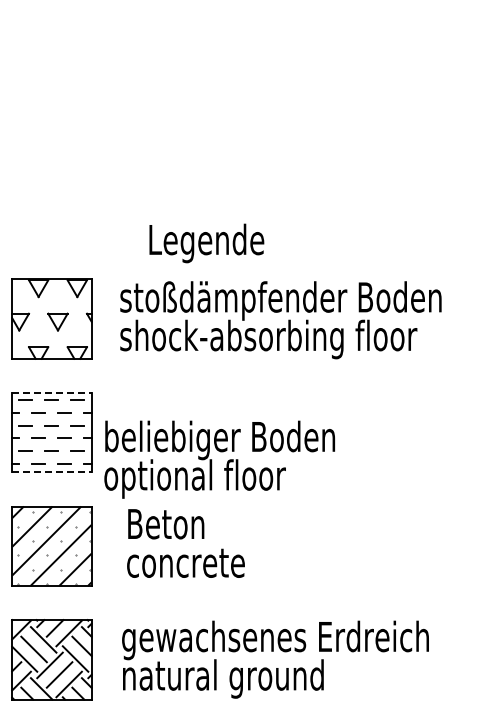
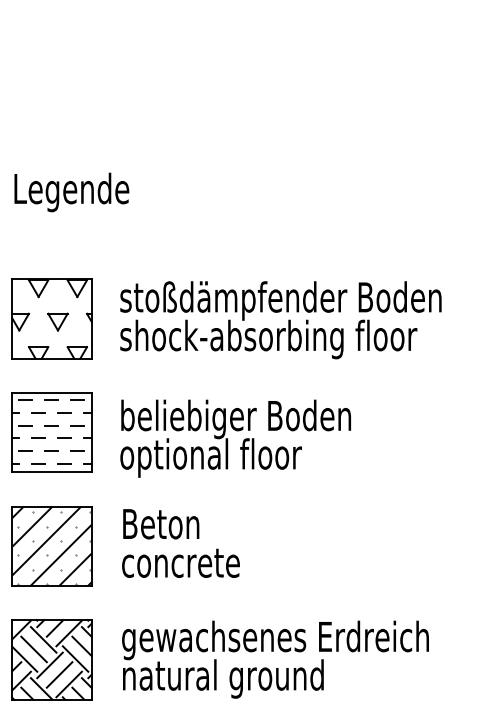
text position: (206, 243) -> (71, 192) (71, 192)
line: dashed -> solid (51, 392)
text position: (219, 459) -> (235, 438) (235, 438)
line: dashed -> solid (51, 472)
text position: (185, 543) -> (180, 543) (180, 543)
